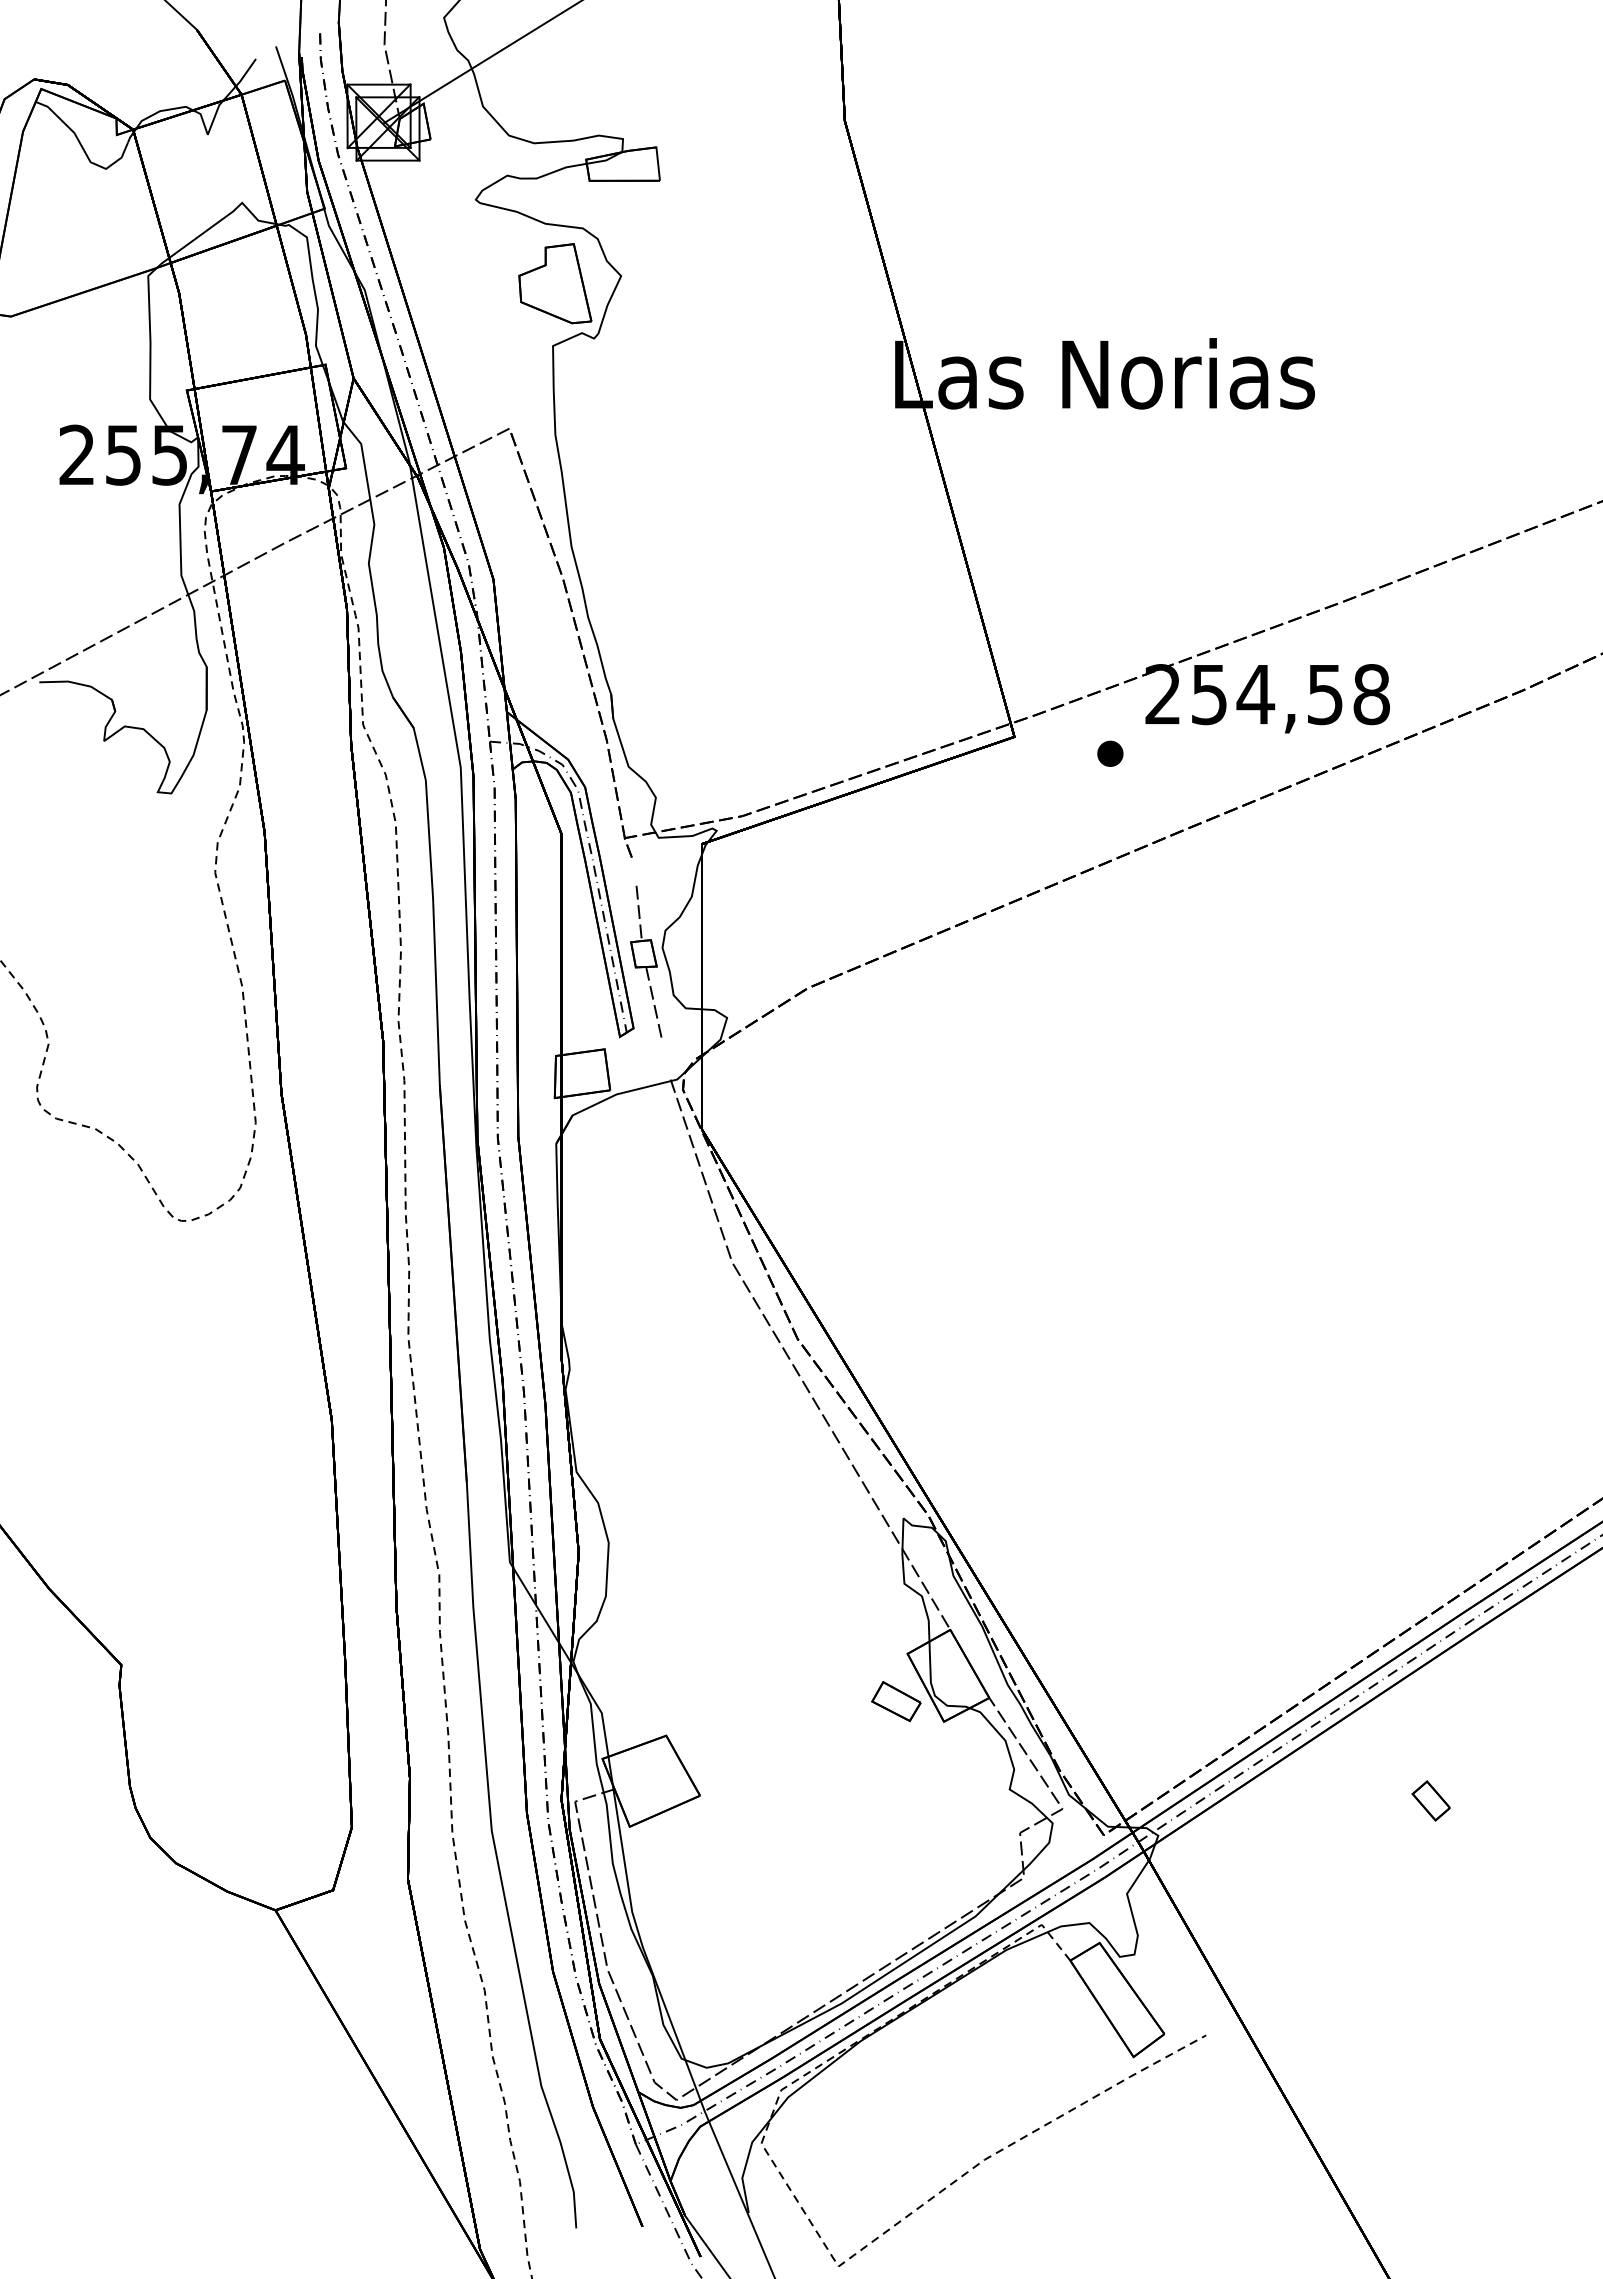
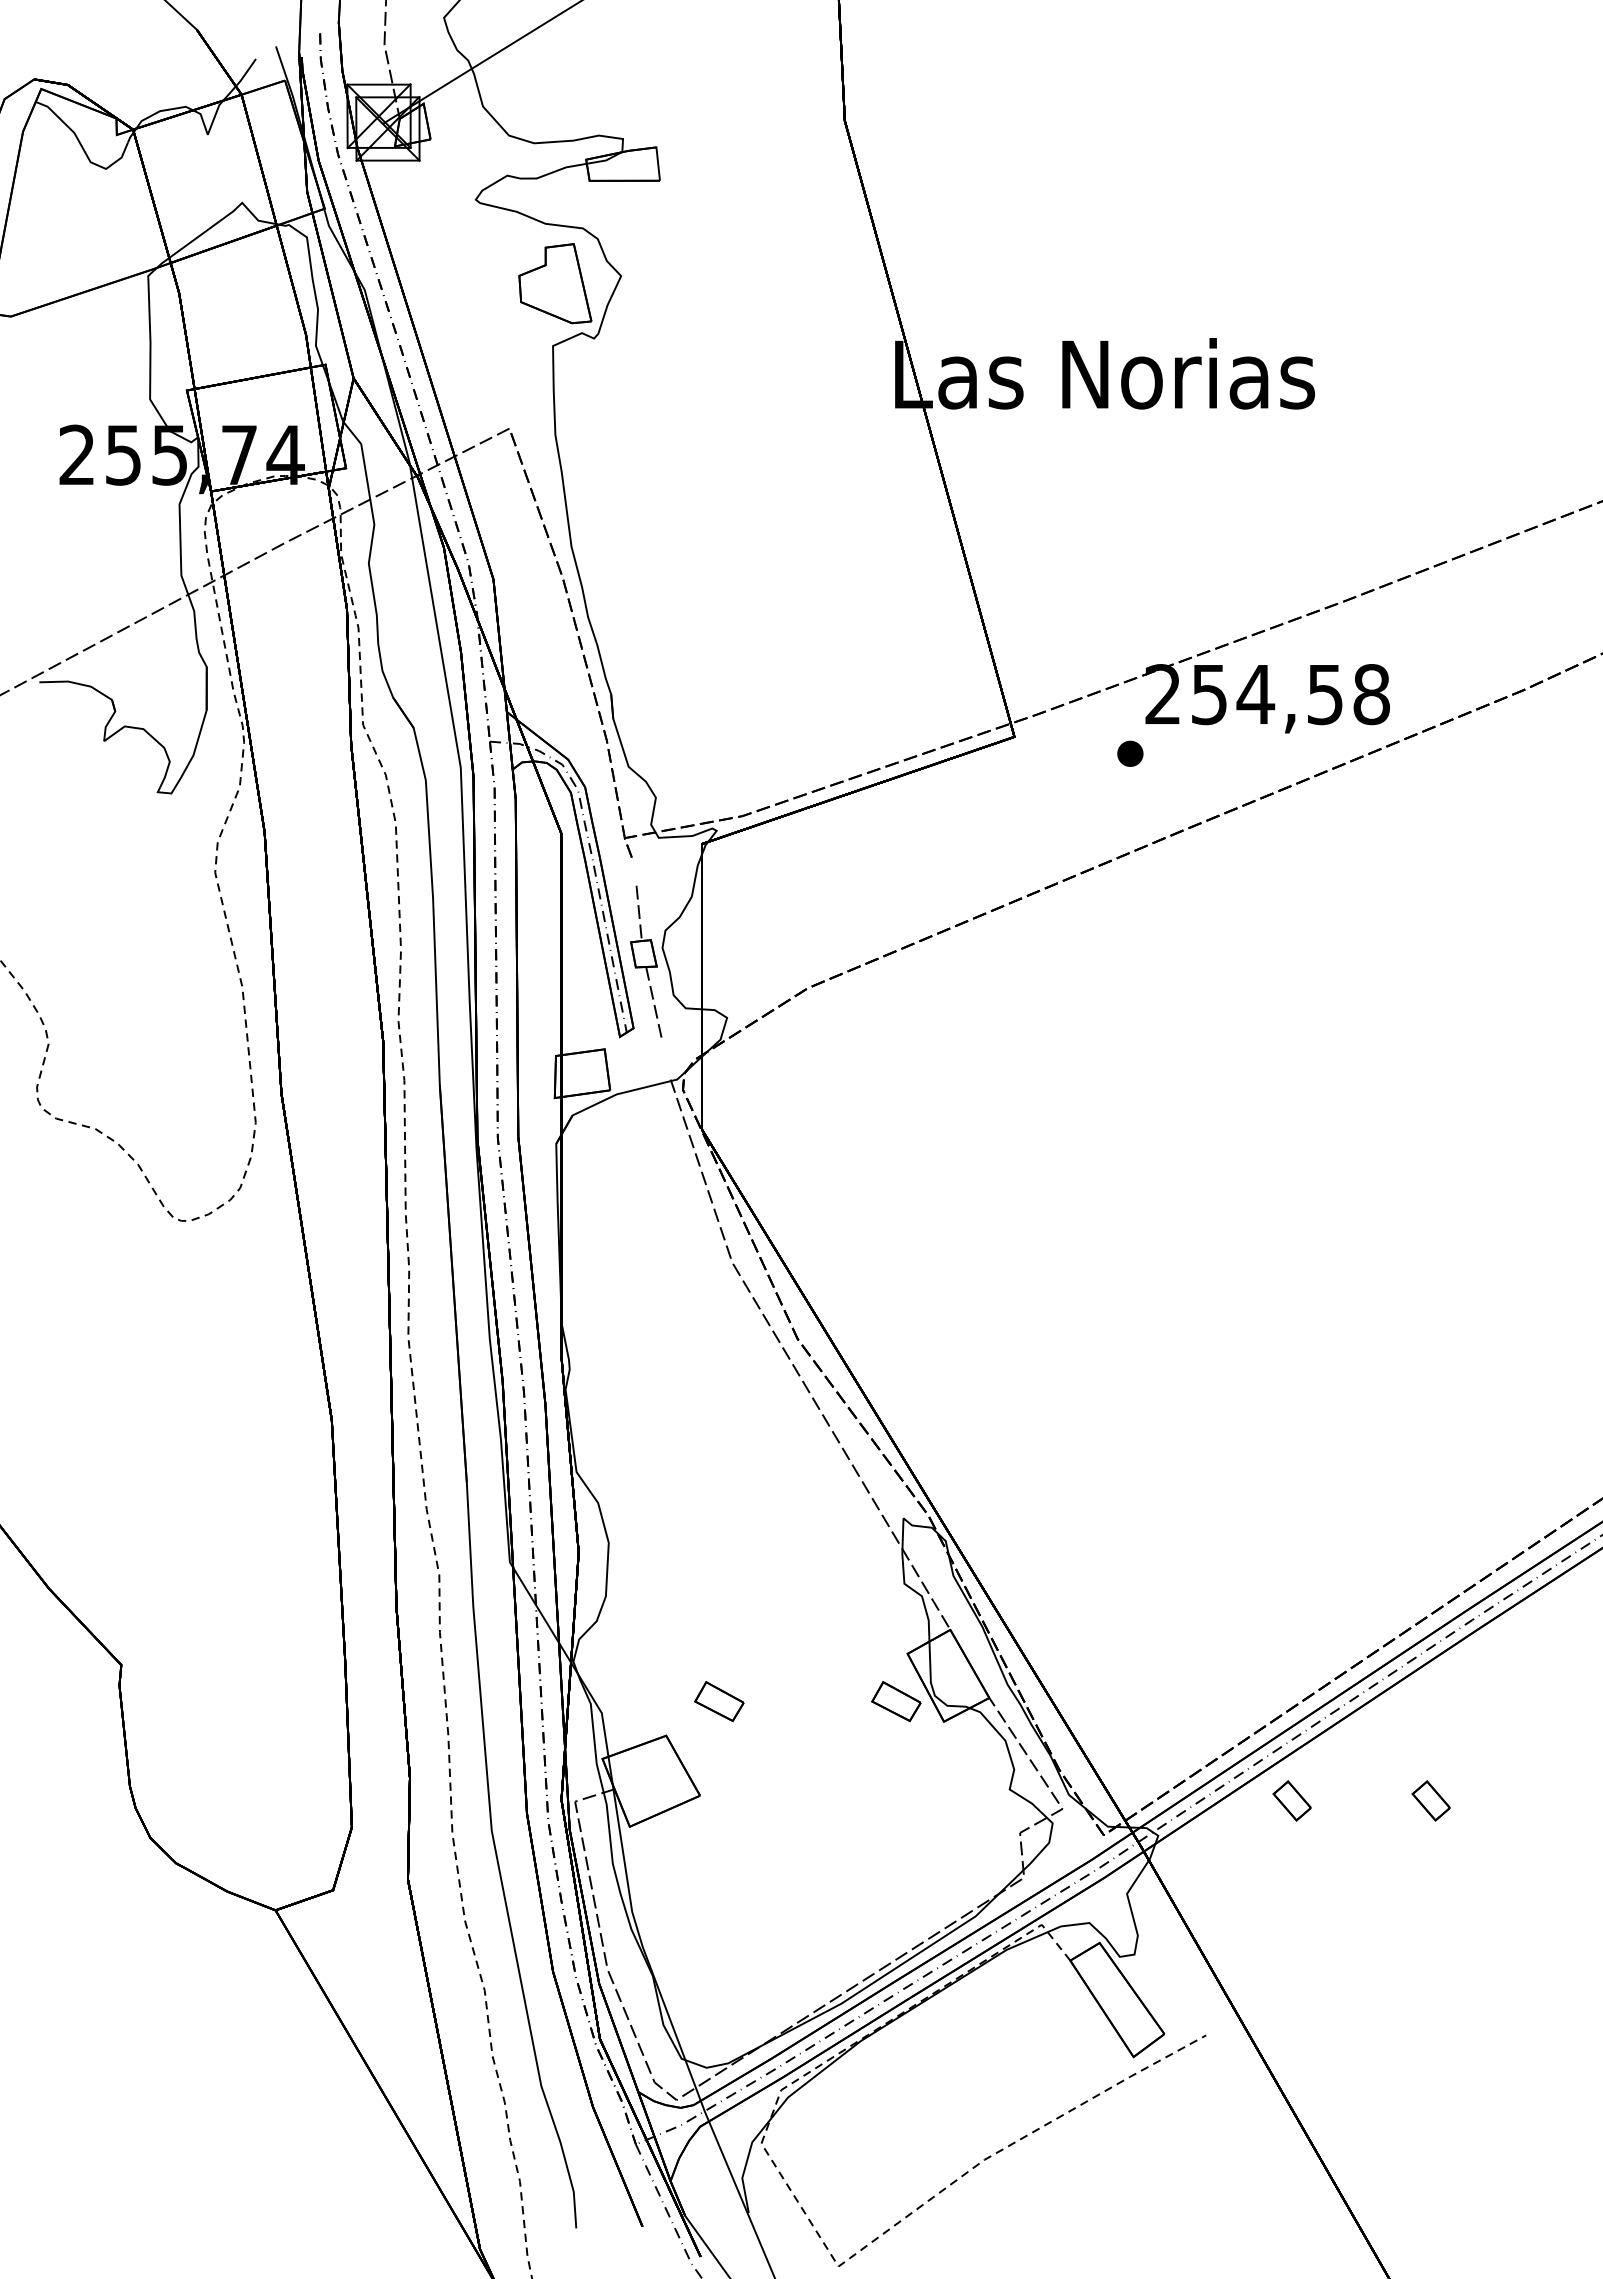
part position: (1110, 753) -> (1130, 753) (1130, 753)
part: none -> present (719, 1701)
part: none -> present (1291, 1800)
